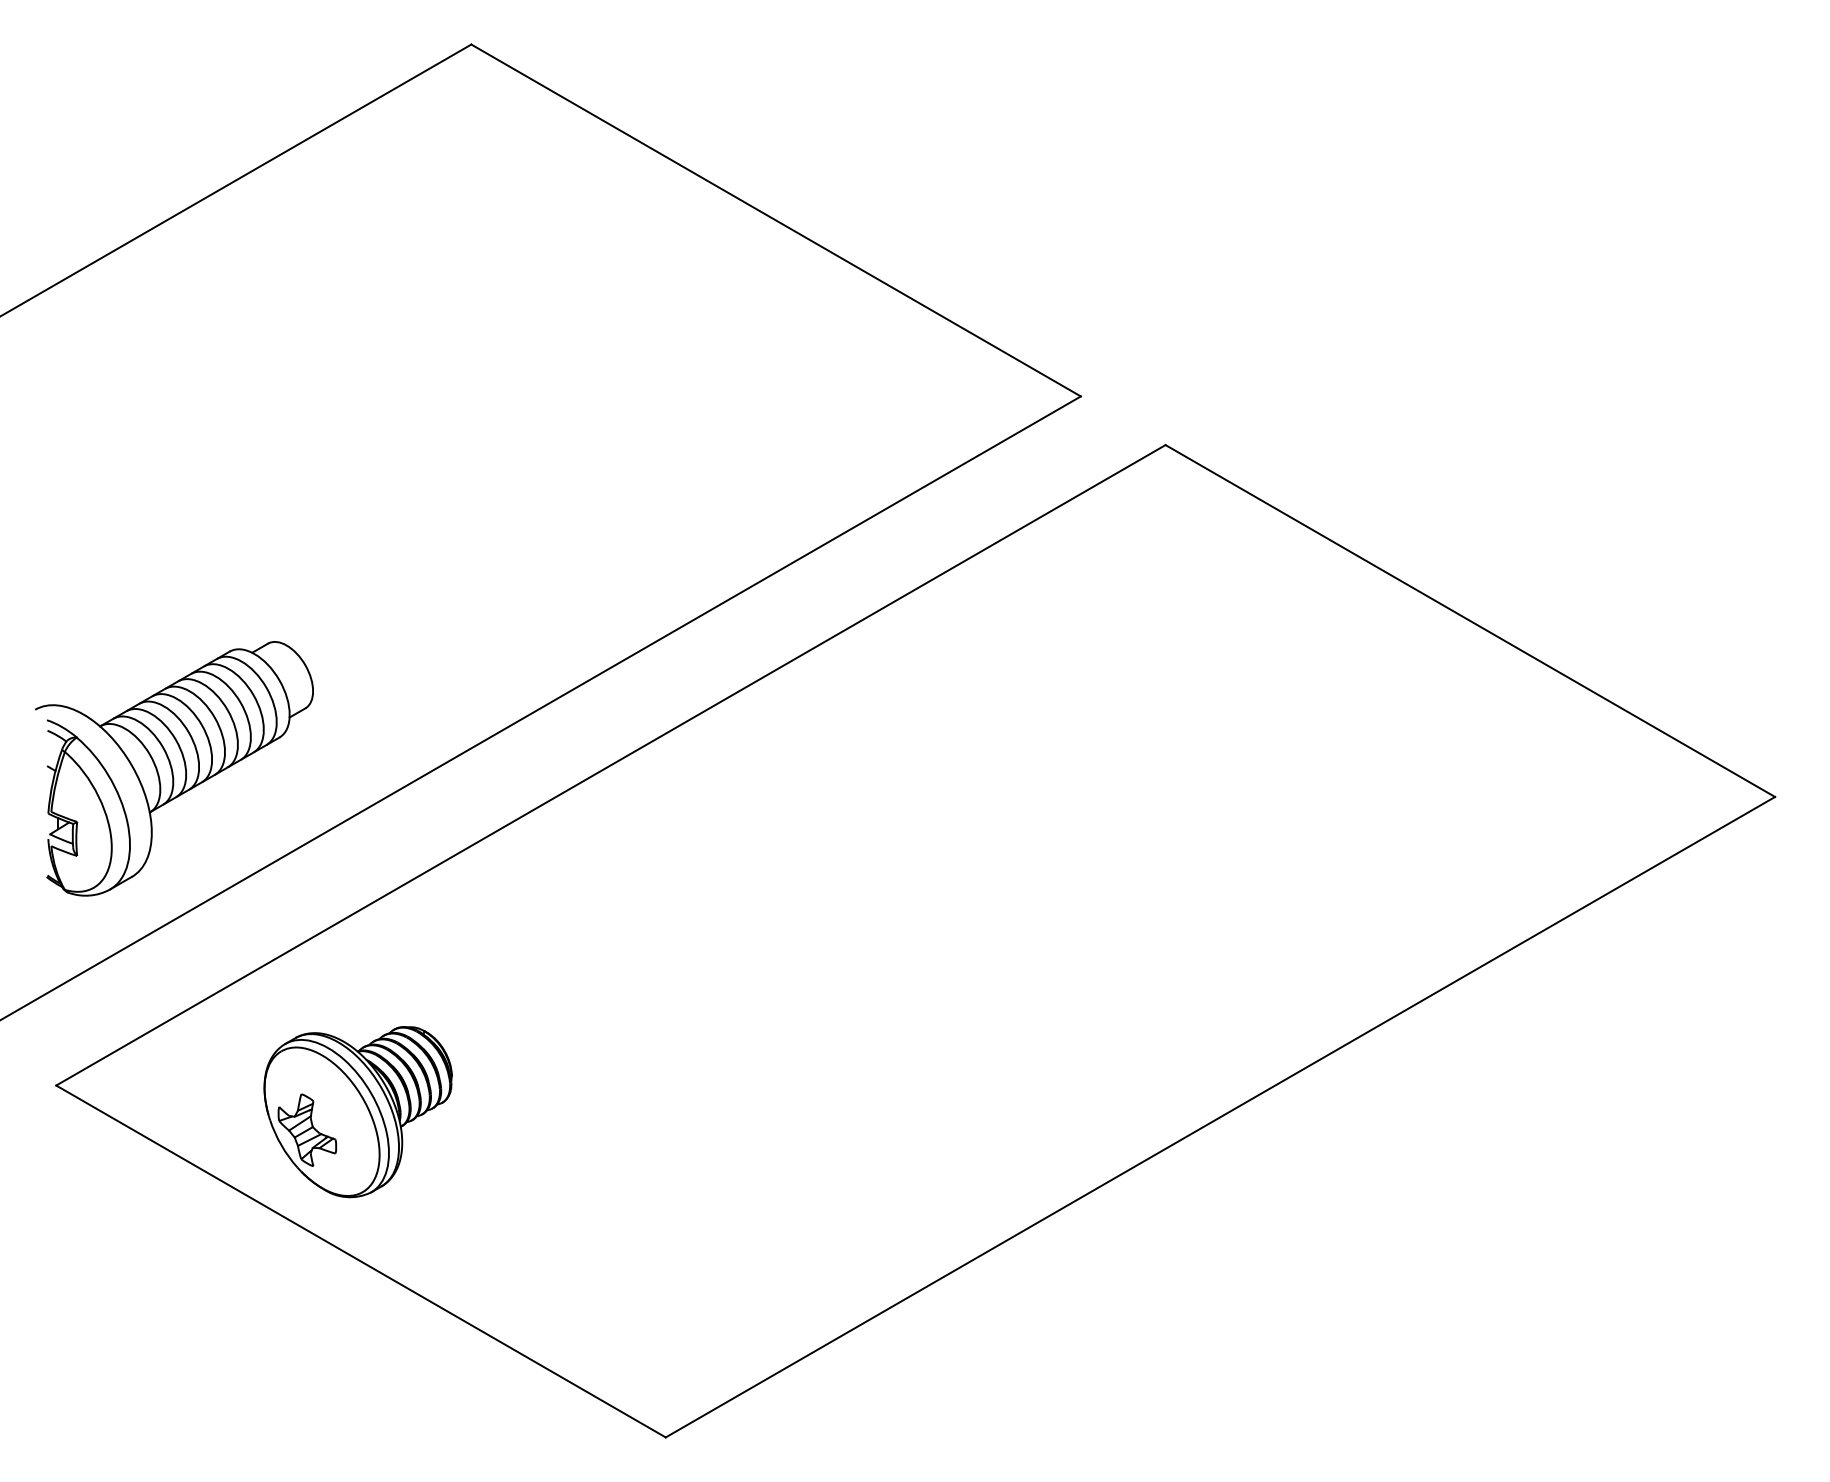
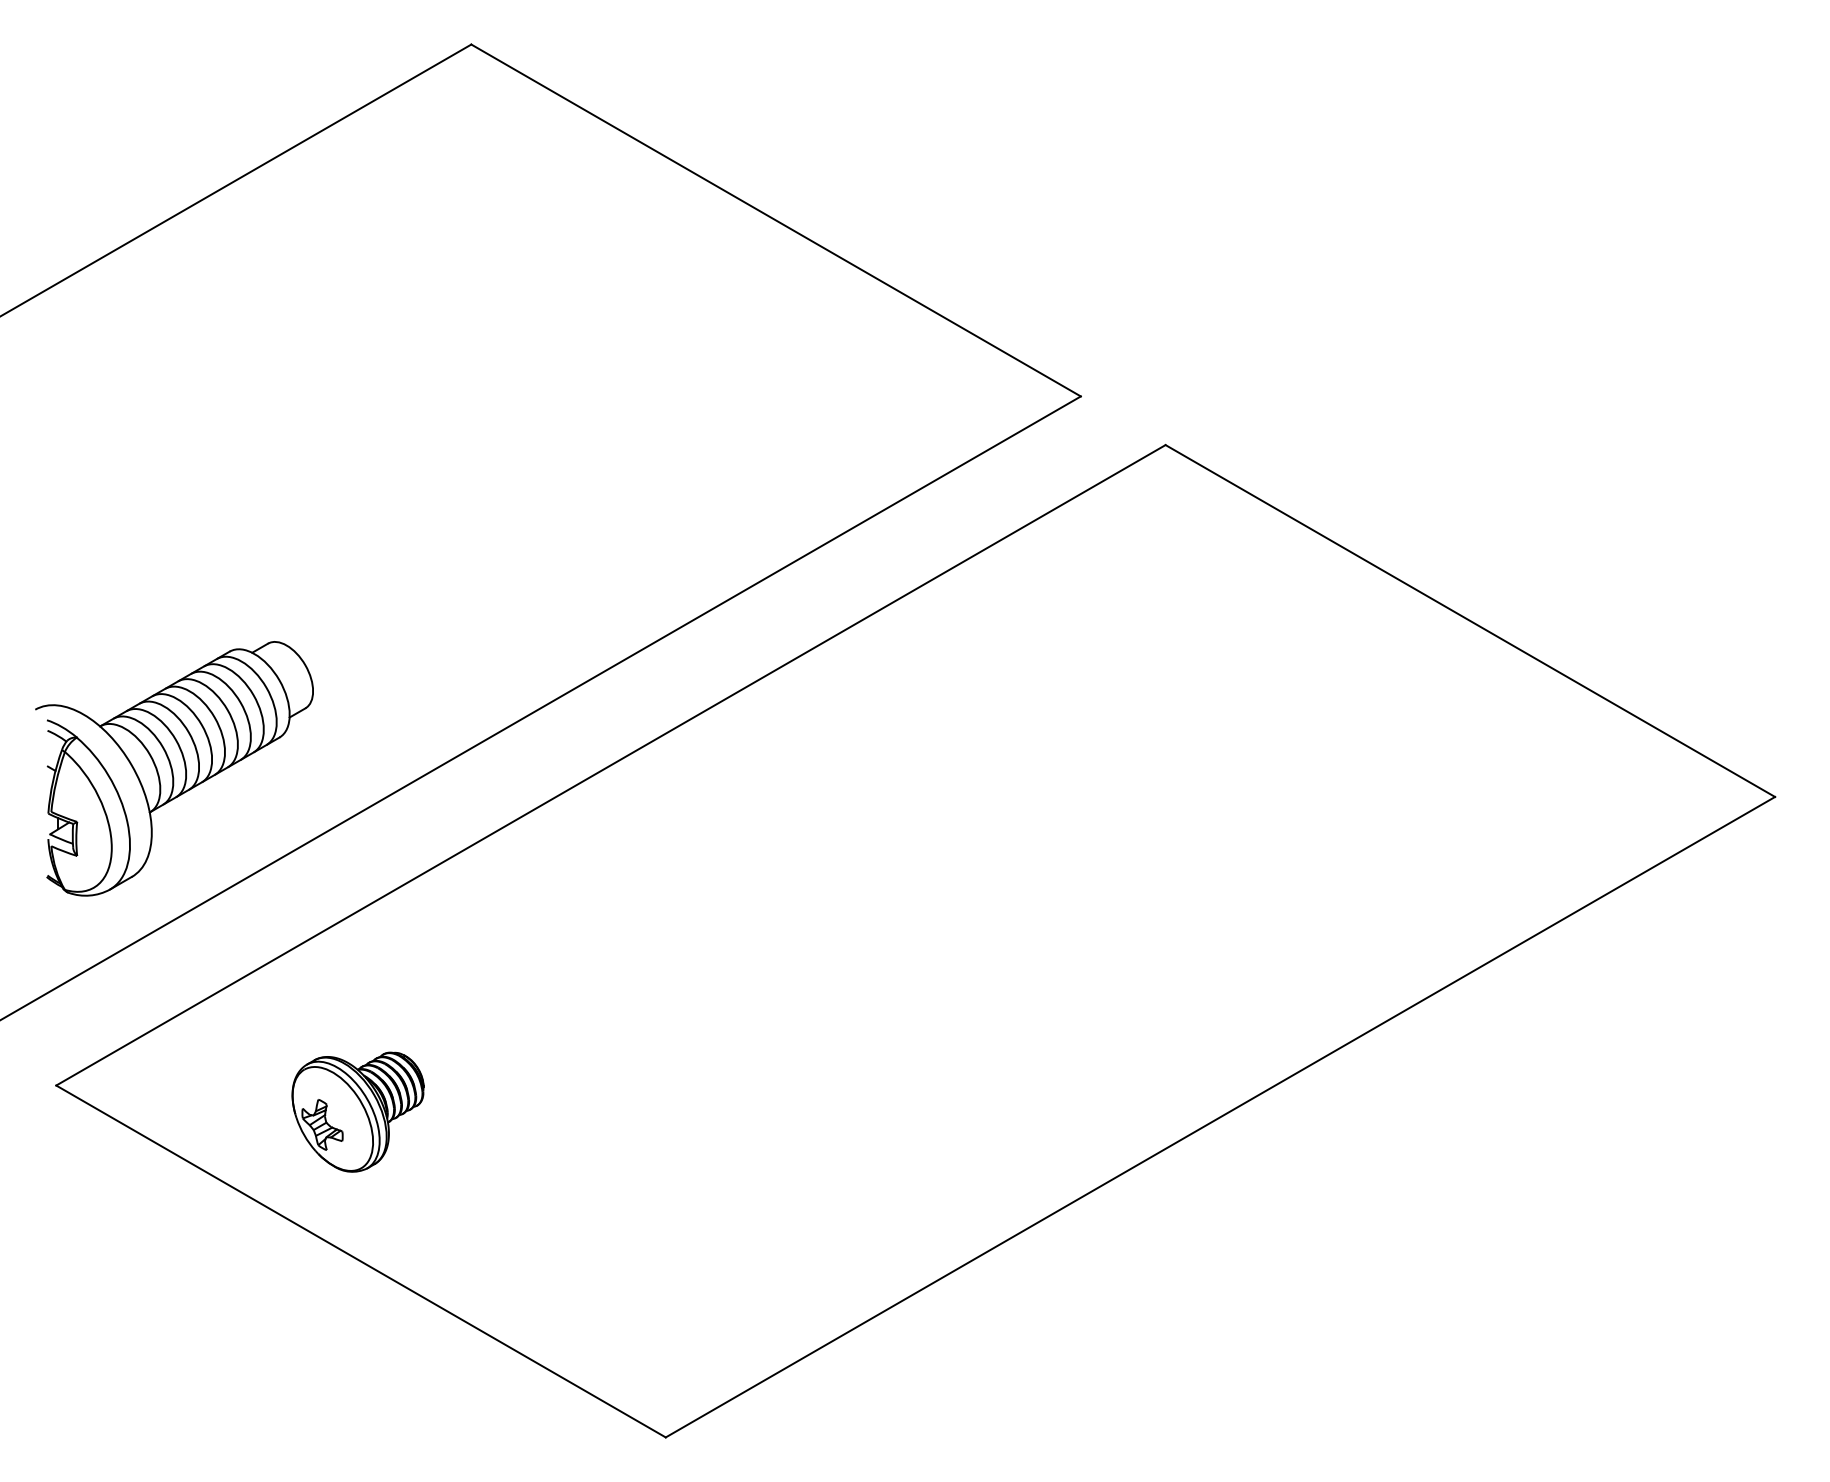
part size: 190x173 px -> 134x122 px (357, 1111)
